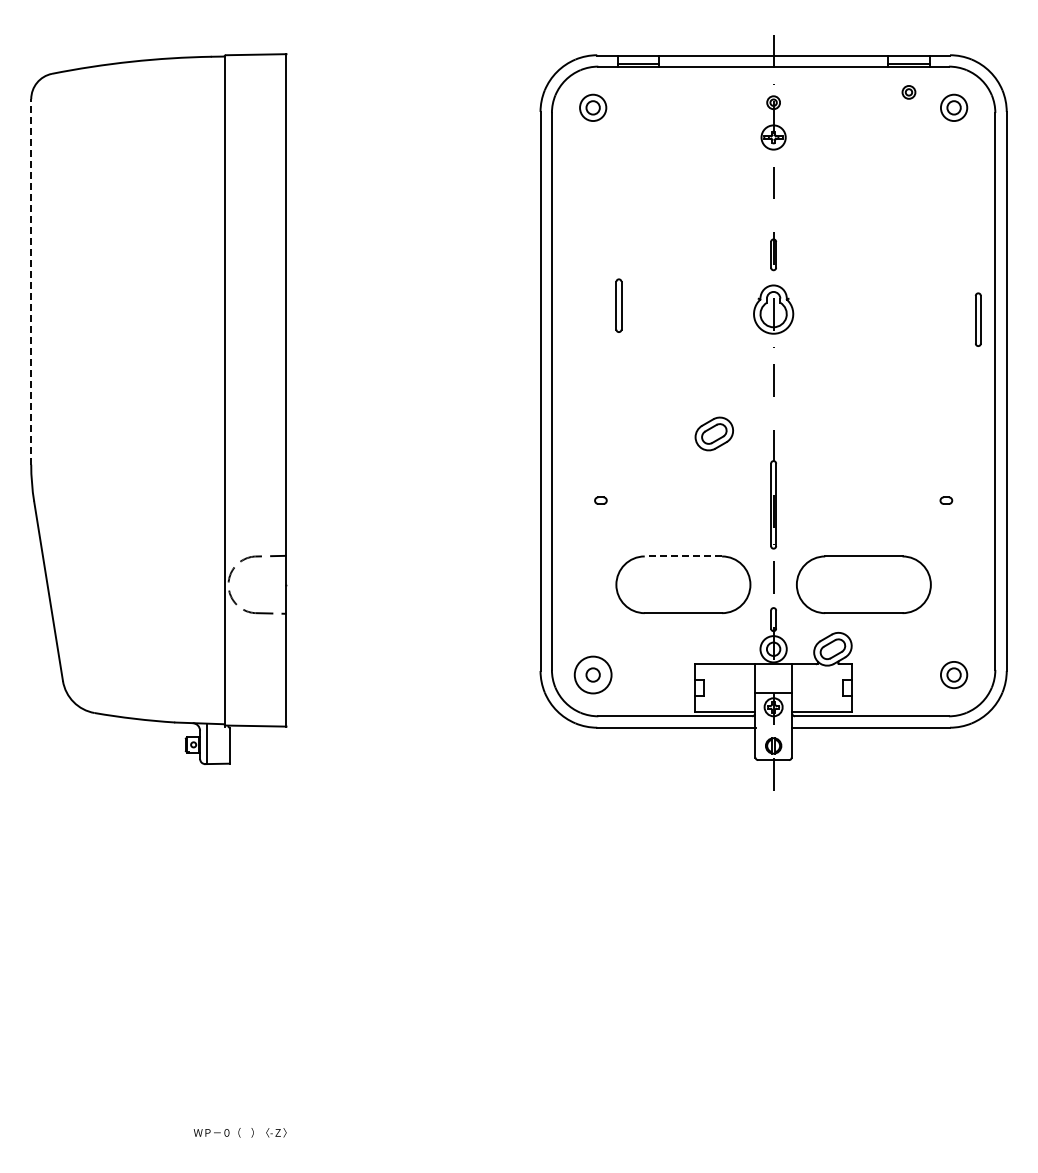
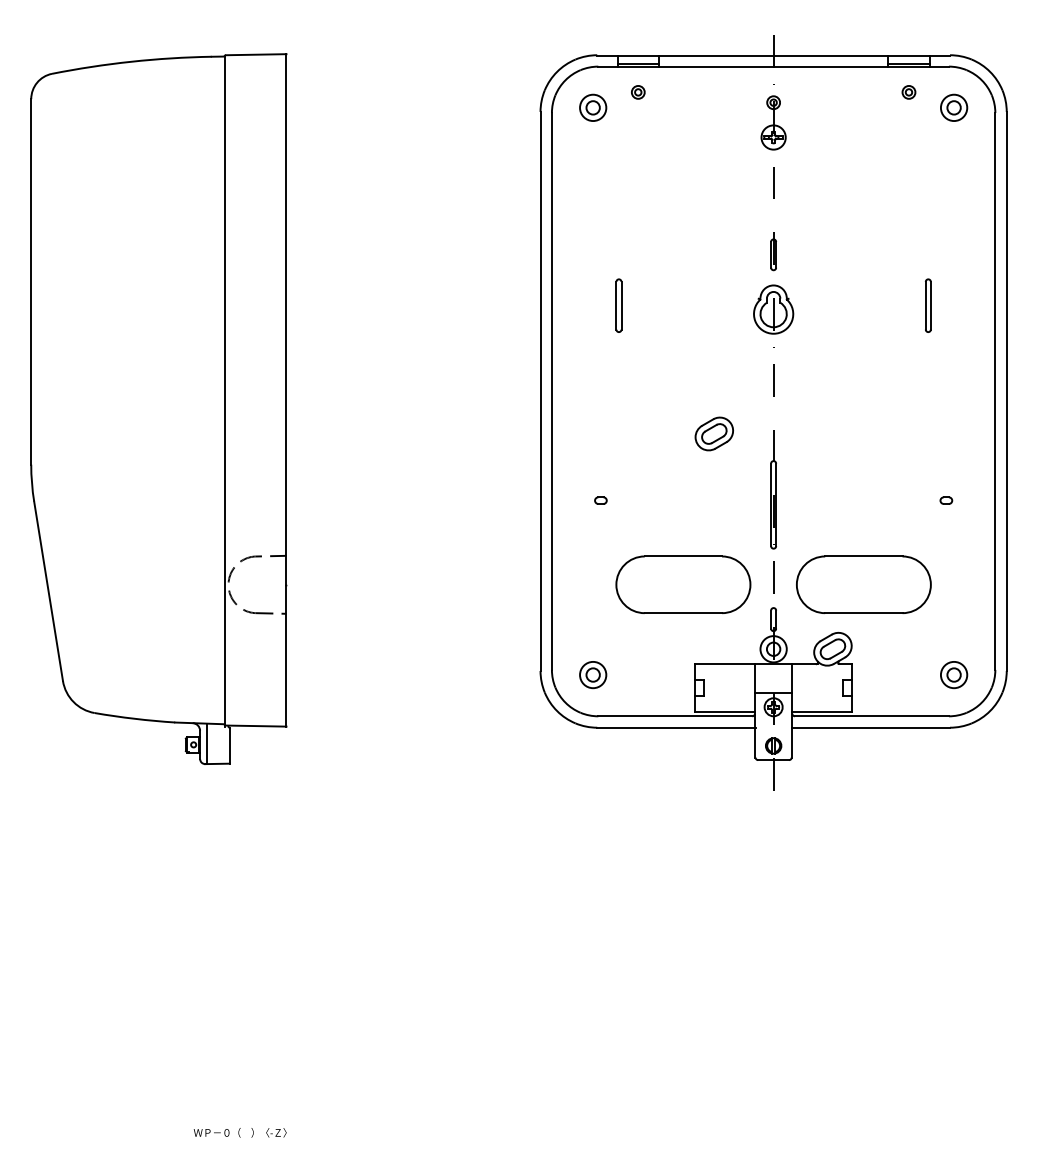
part: none -> present (638, 92)
line: dashed -> solid (31, 281)
part position: (978, 319) -> (928, 305) (928, 305)
line: dashed -> solid (683, 556)
circle diameter: 37 px -> 26 px (593, 674)
